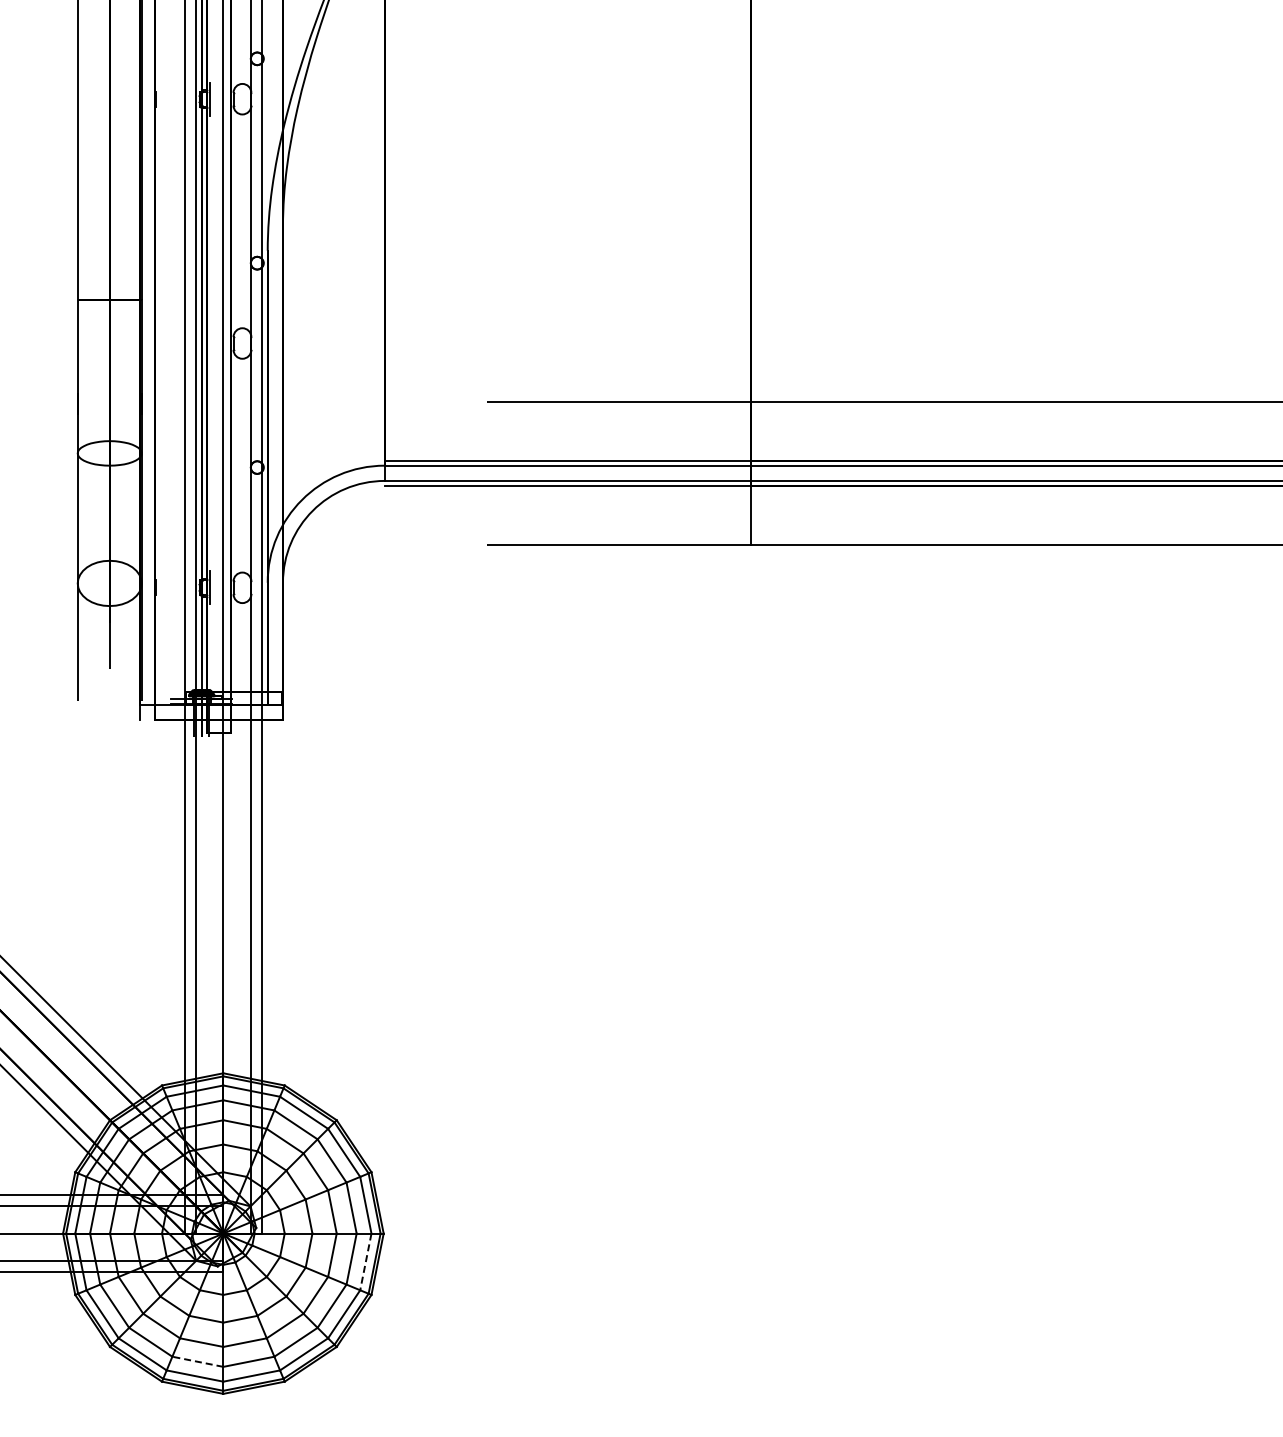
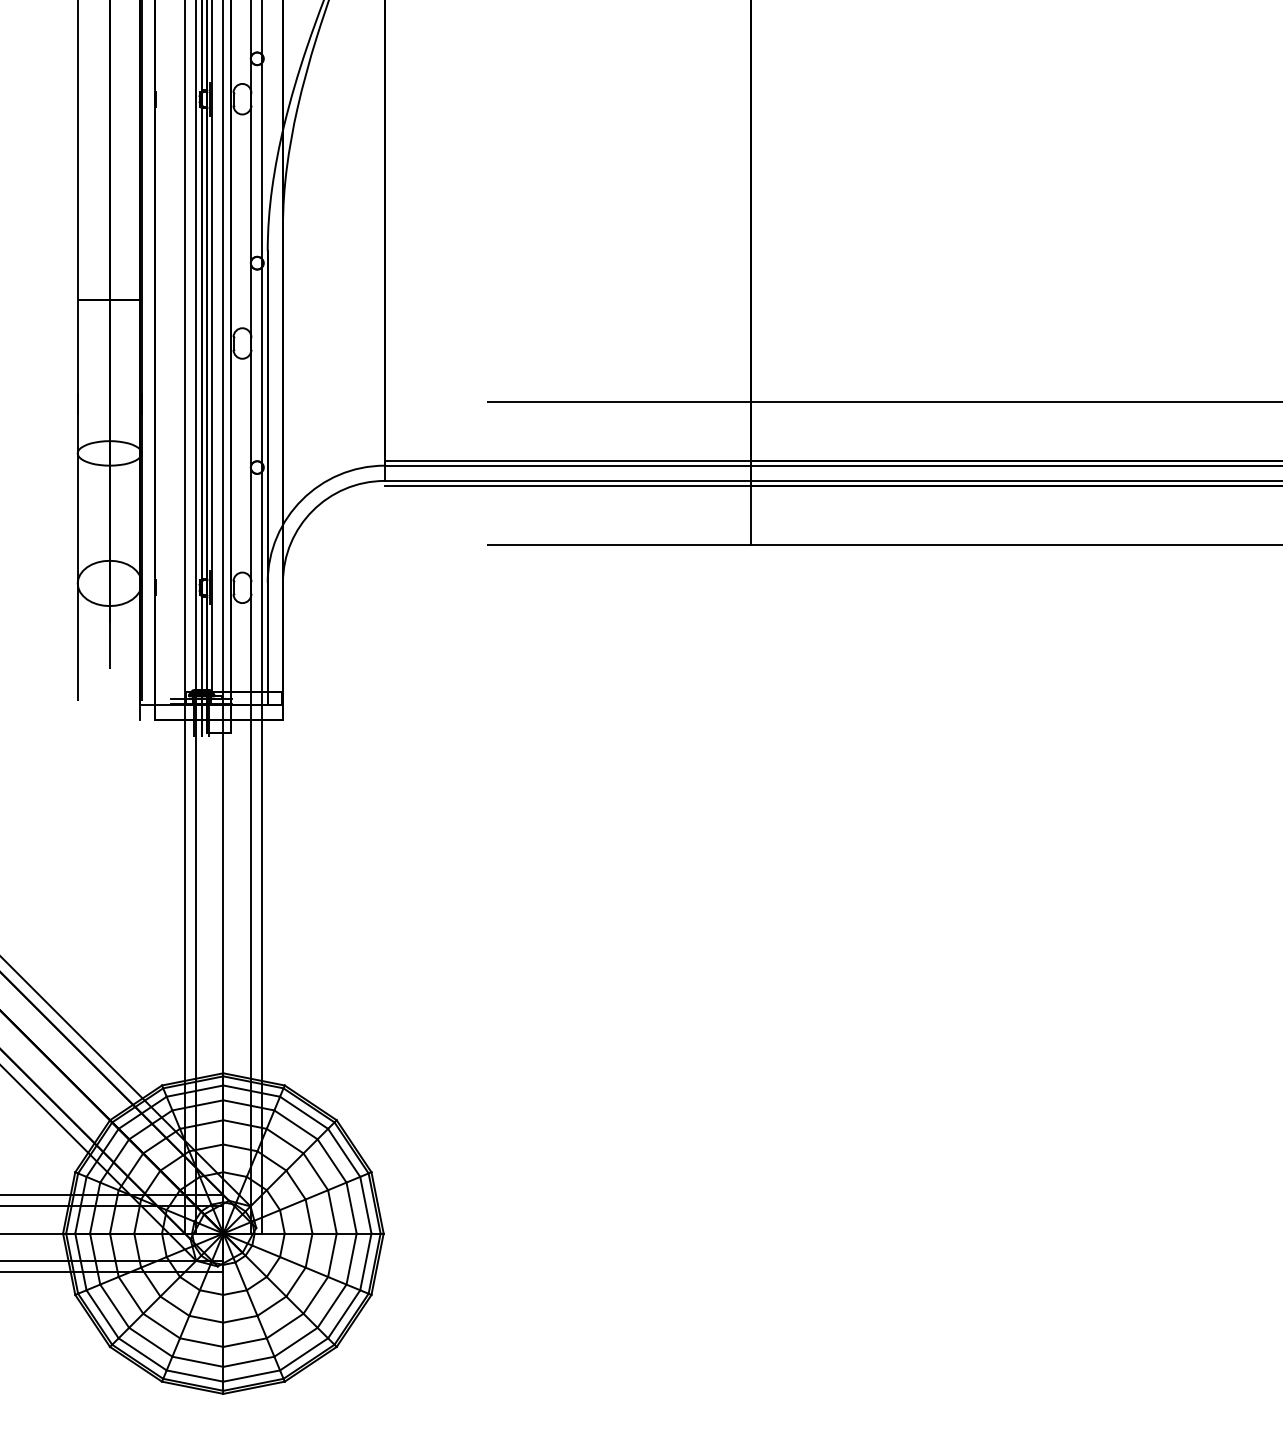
line: none -> present (212, 345)
line: dashed -> solid (365, 1261)
line: dashed -> solid (197, 1361)
